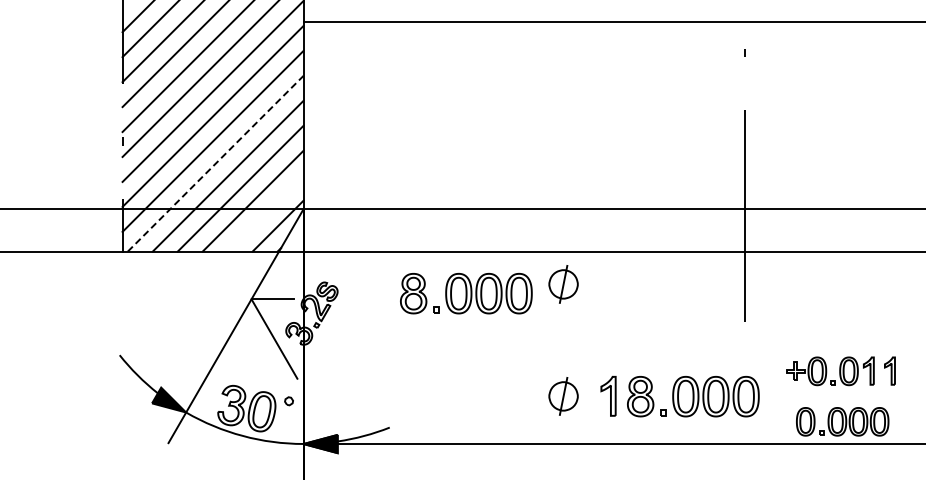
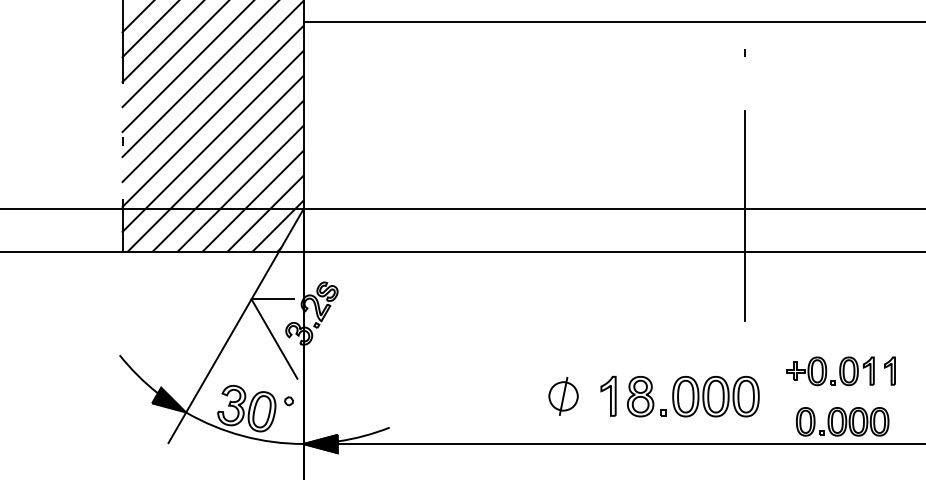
line: dashed -> solid (216, 163)
line: none -> present (265, 213)
part: present -> none (563, 284)
part: present -> none (466, 293)
